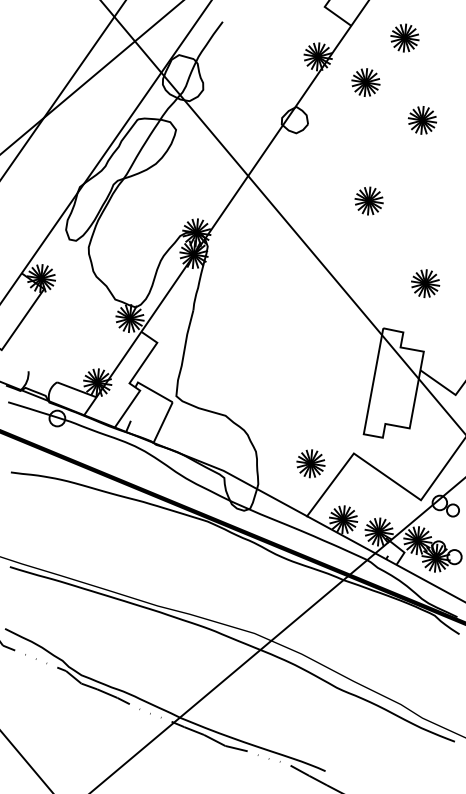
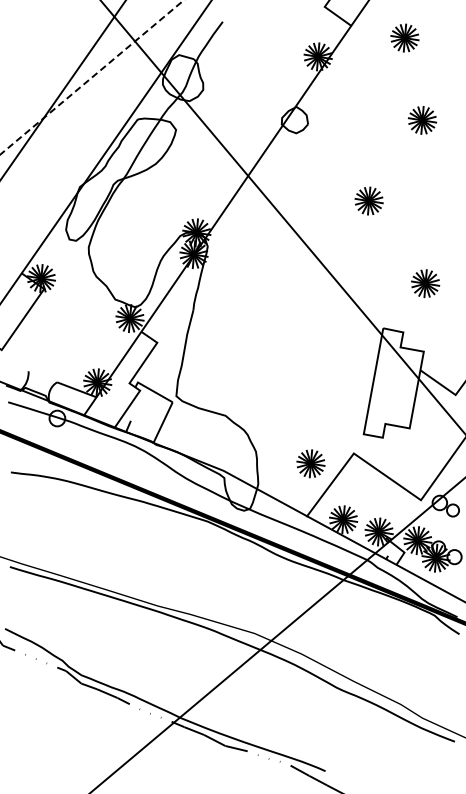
line: solid -> dashed (91, 77)
part: present -> none (365, 82)
line: present -> none (26, 761)
